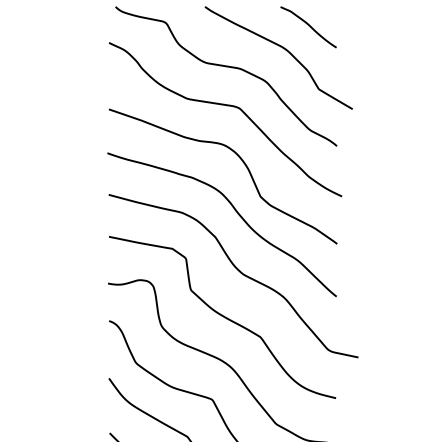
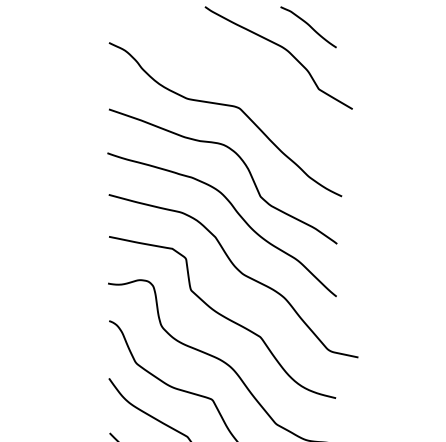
curve: present -> none (226, 67)
